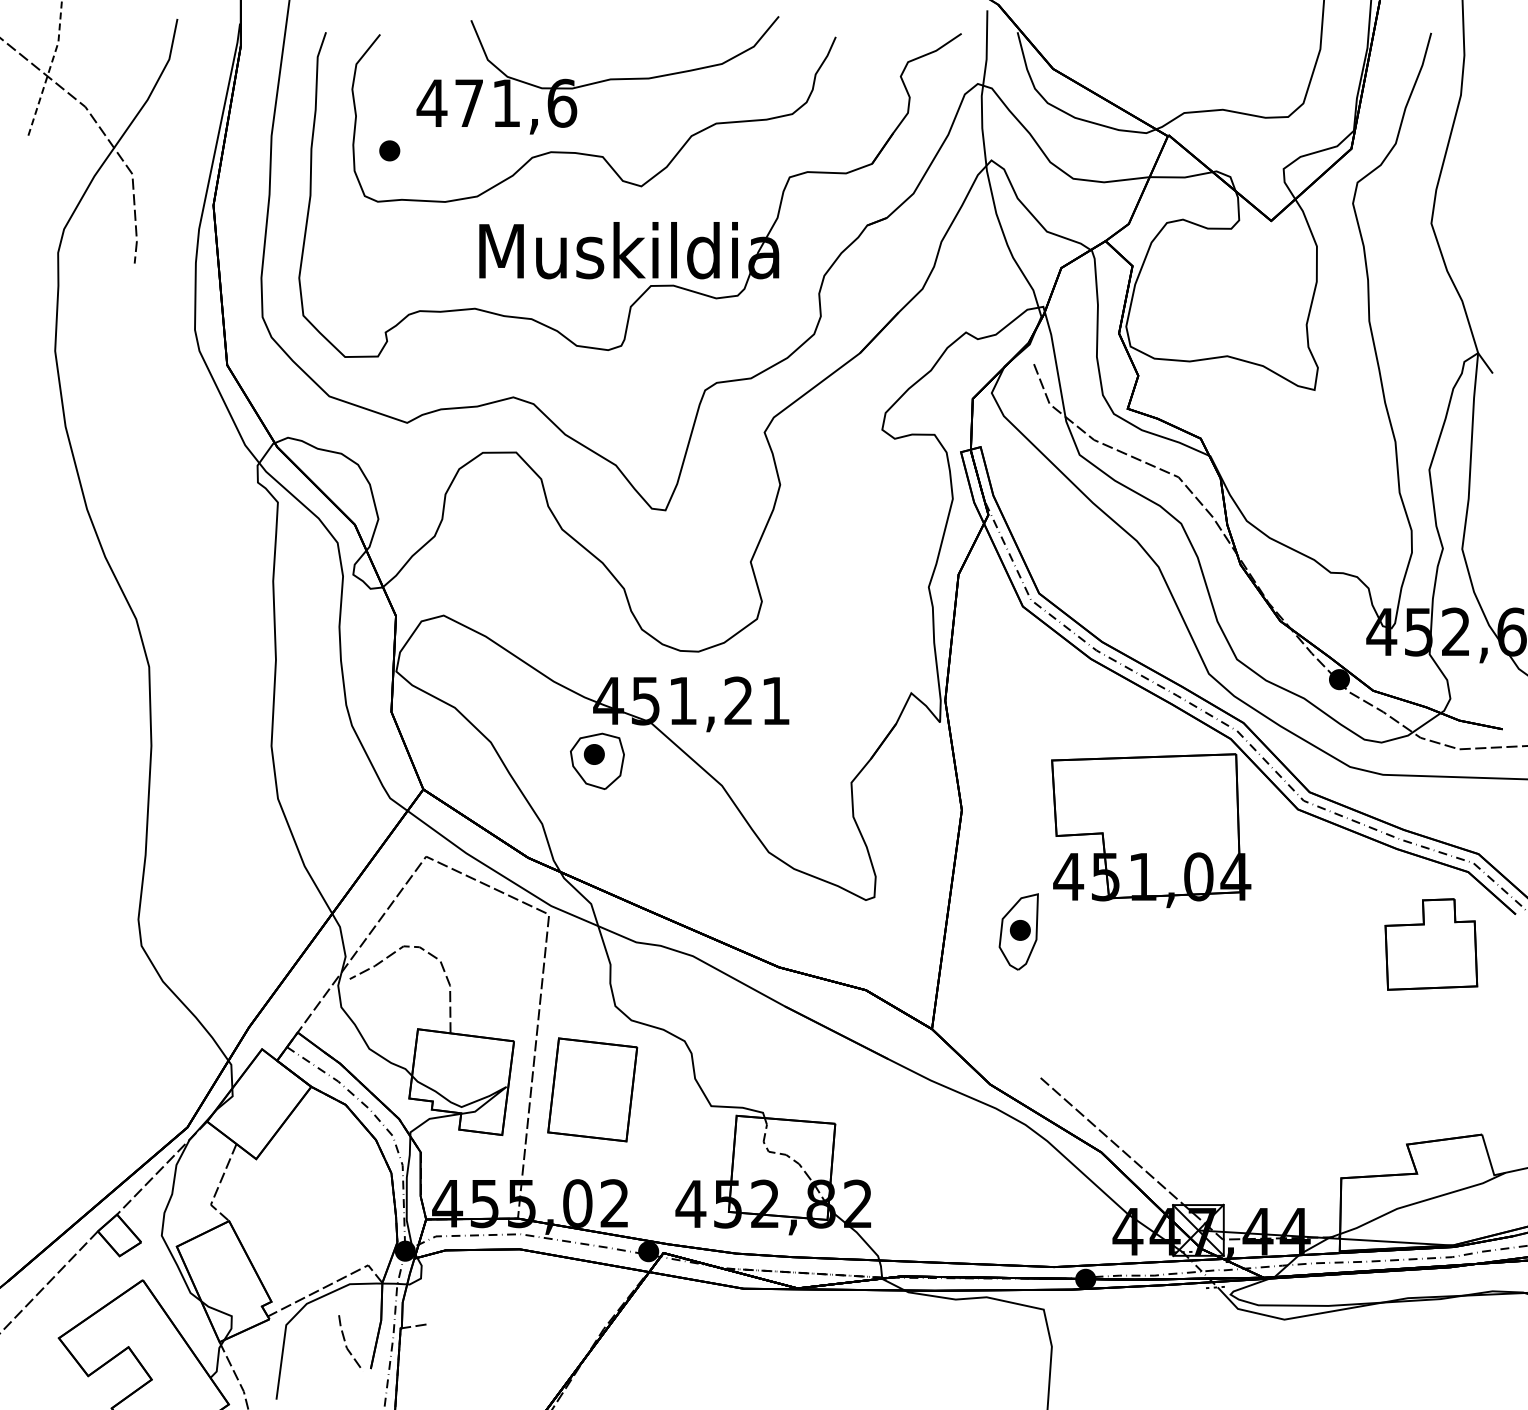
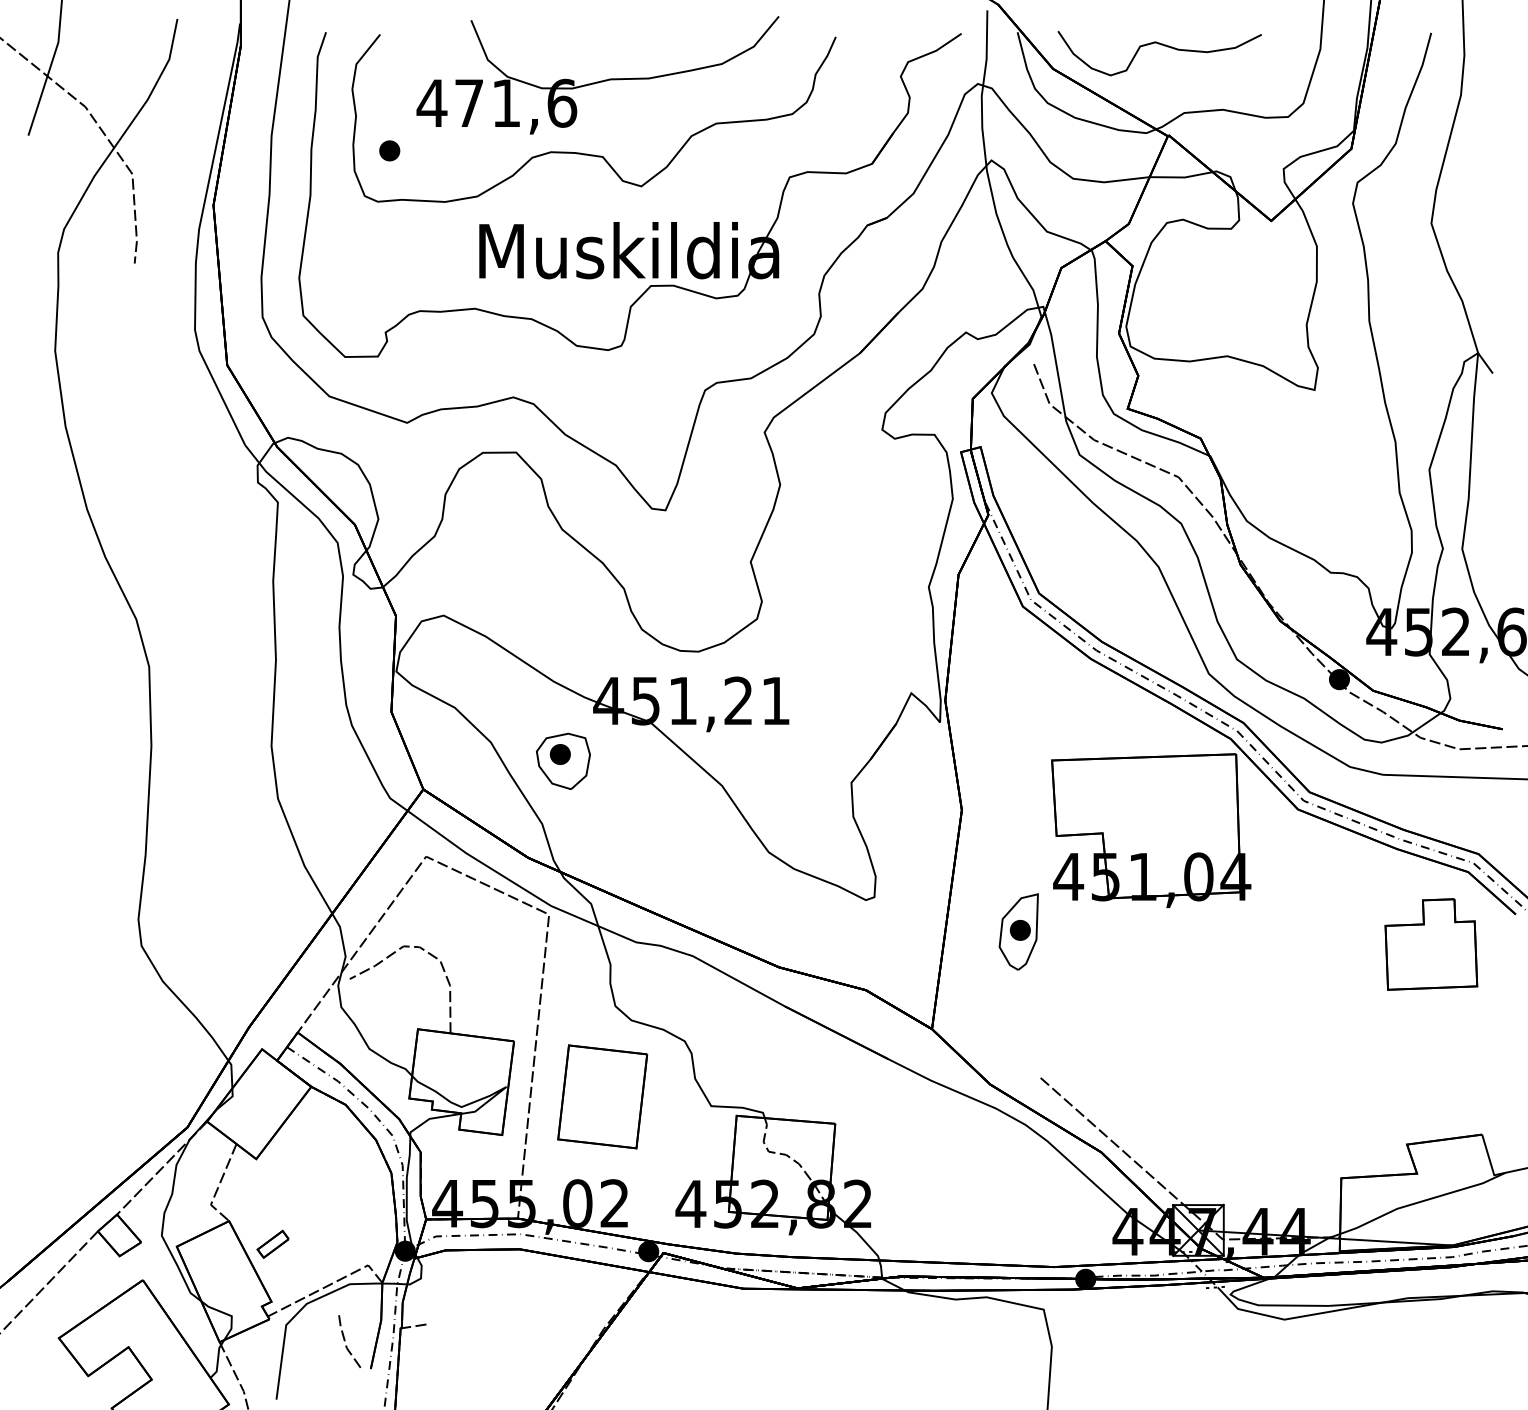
curve: none -> present (1161, 45)
line: dashed -> solid (49, 68)
part position: (597, 760) -> (563, 760) (563, 760)
part position: (592, 1089) -> (602, 1096) (602, 1096)
part: none -> present (272, 1243)
